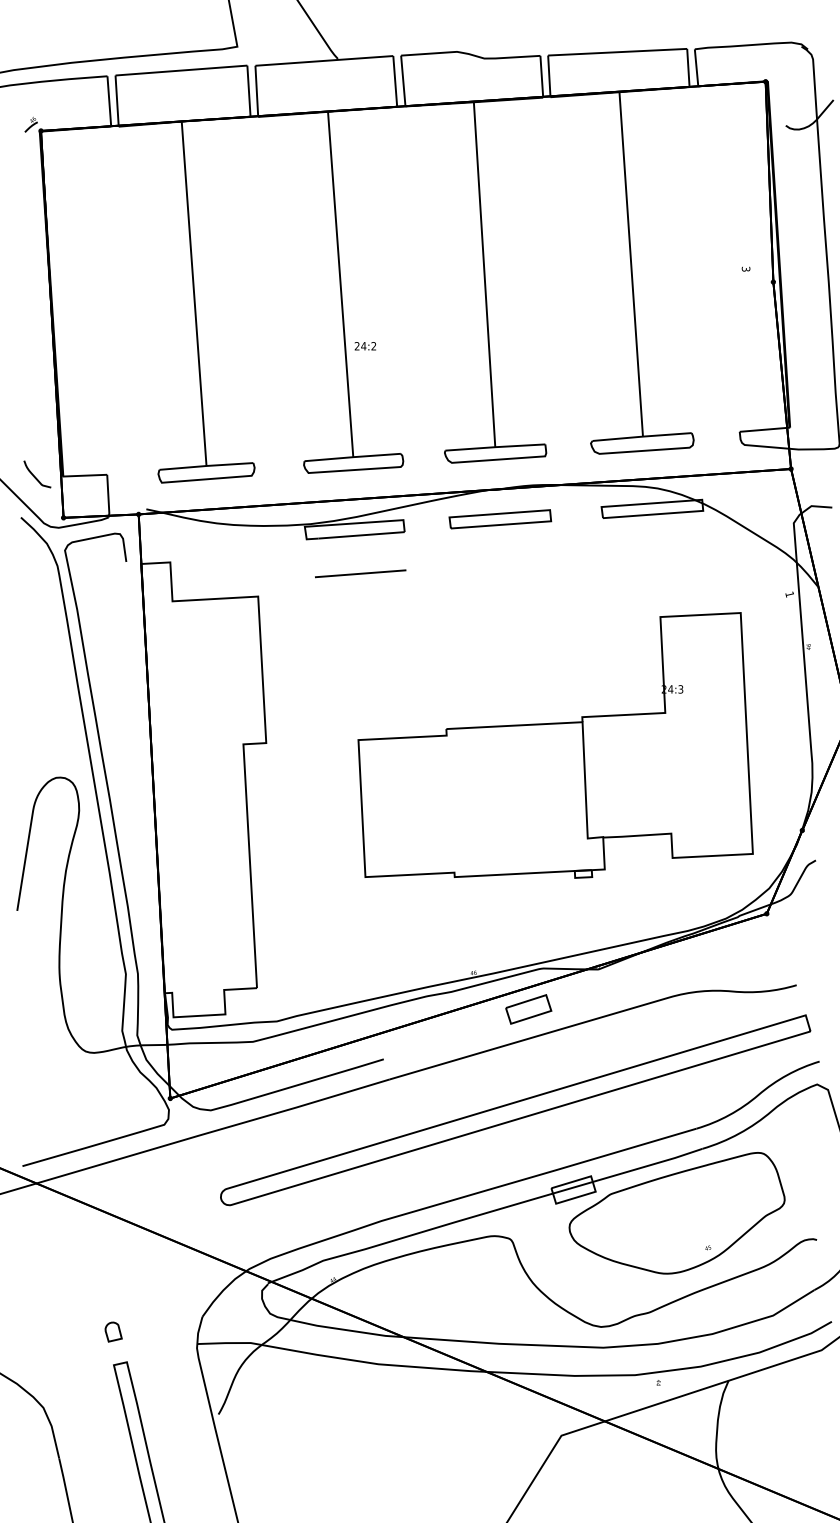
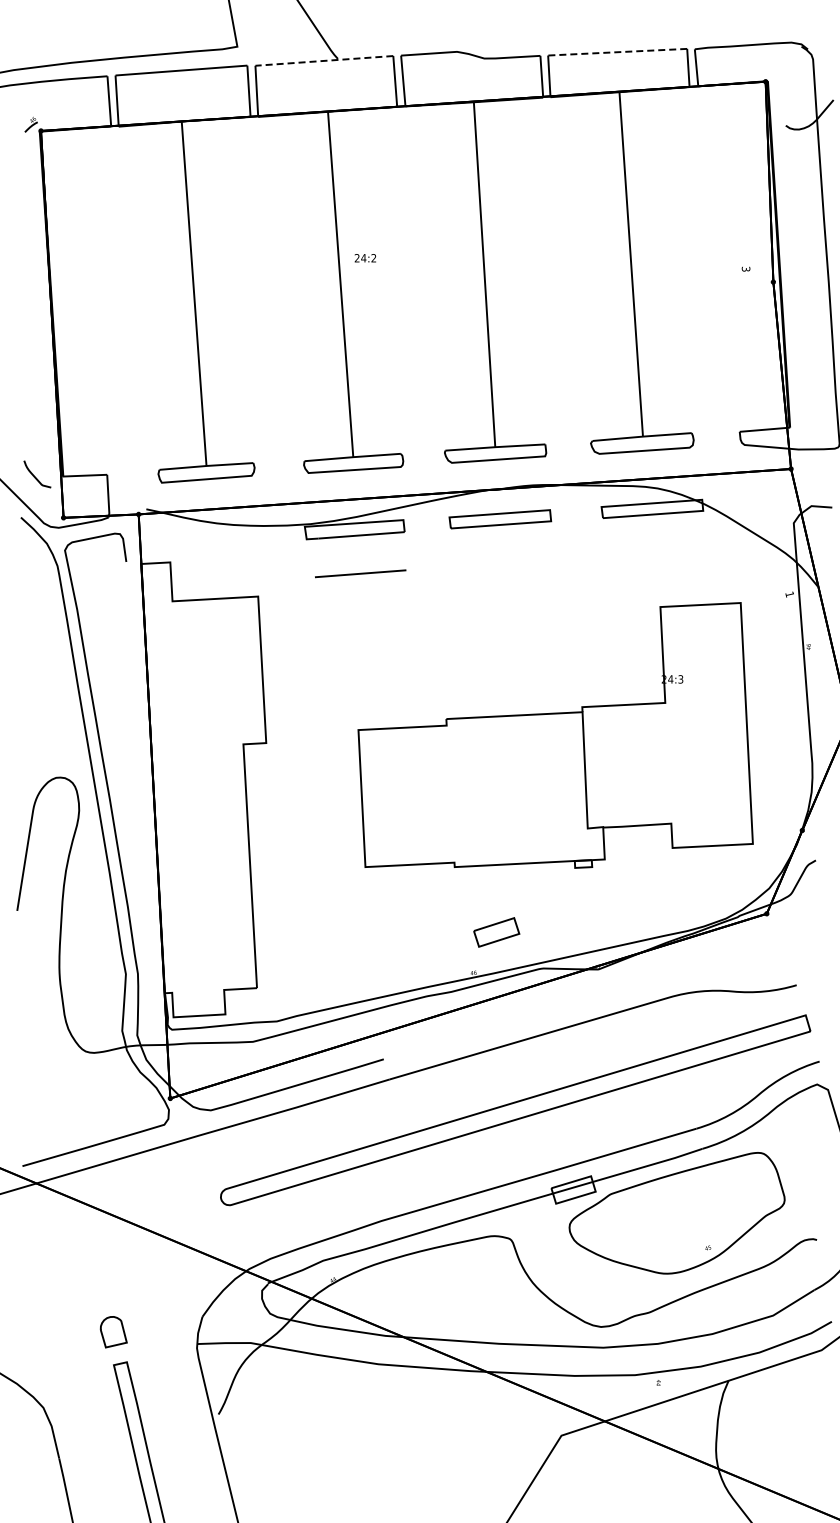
line: solid -> dashed (617, 52)
line: solid -> dashed (323, 60)
text position: (364, 346) -> (364, 258) (364, 258)
part position: (555, 745) -> (555, 735) (555, 735)
part position: (528, 1009) -> (496, 932) (496, 932)
part size: 19x22 px -> 29x33 px (113, 1332)
